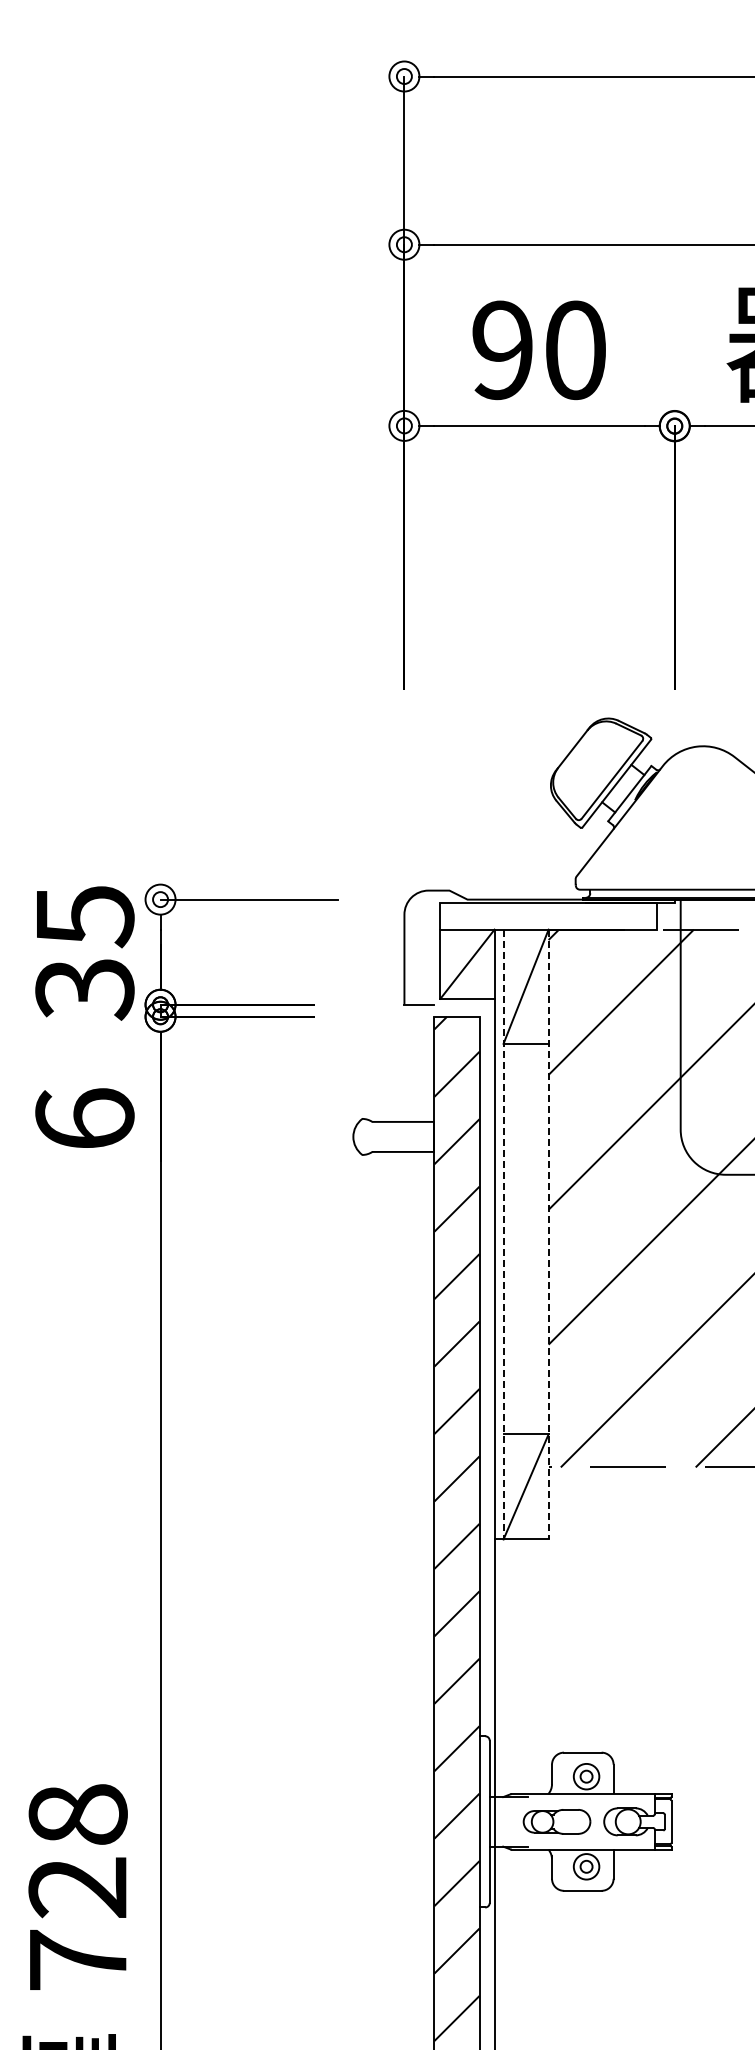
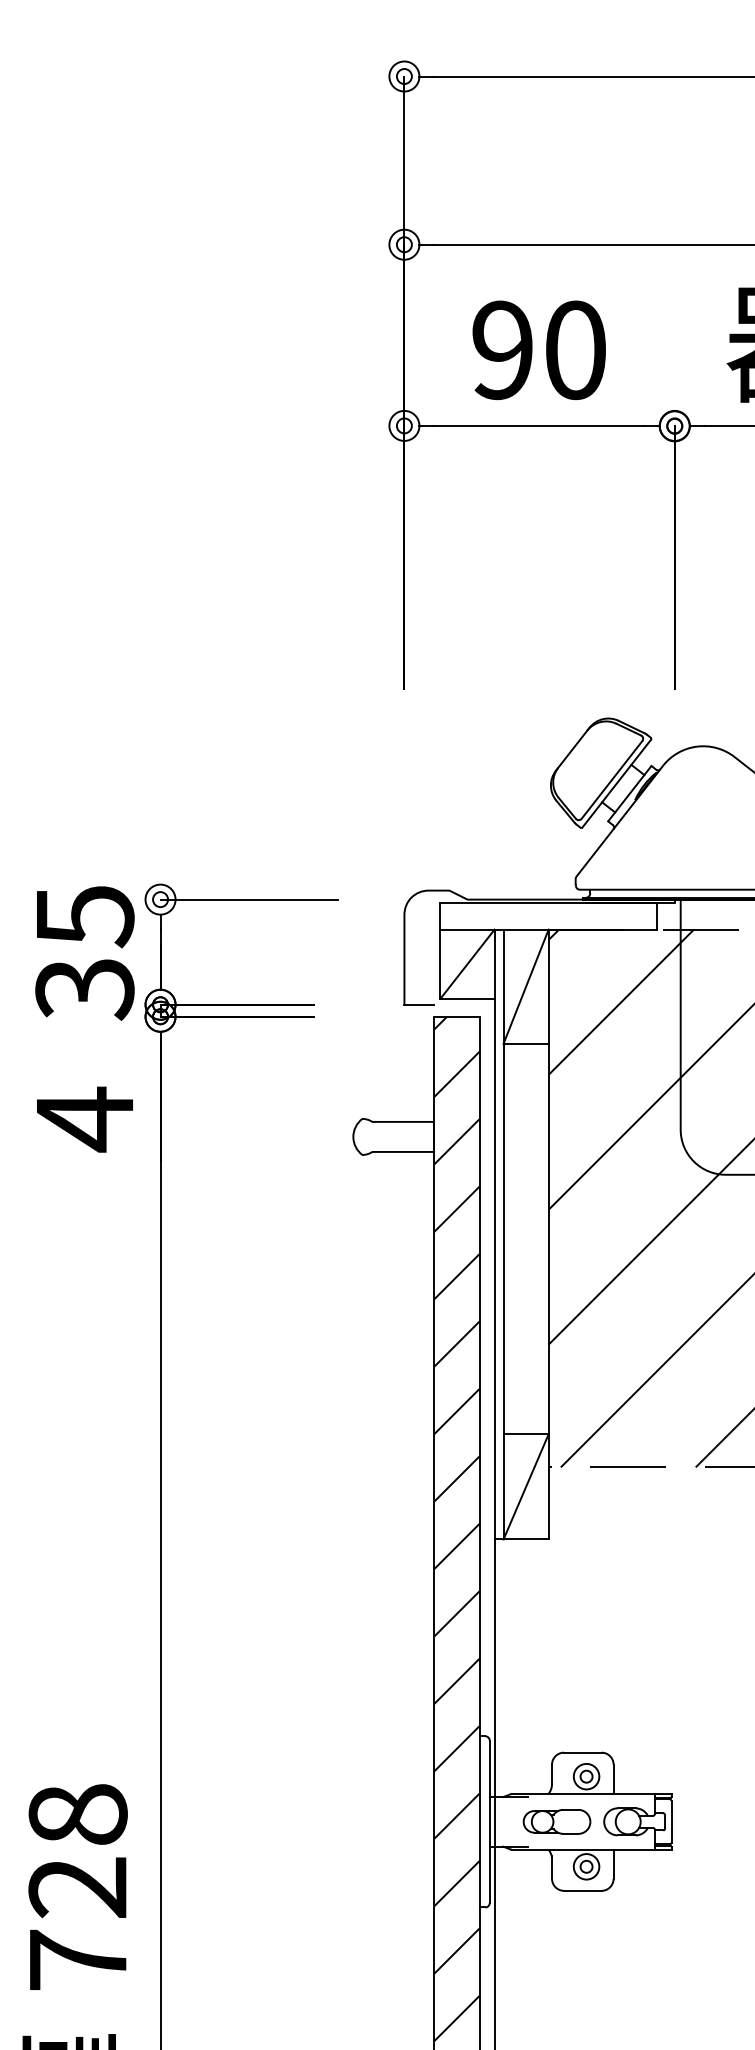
text: 6 -> 4 (84, 1119)
line: dashed -> solid (503, 1234)
line: dashed -> solid (548, 1234)
